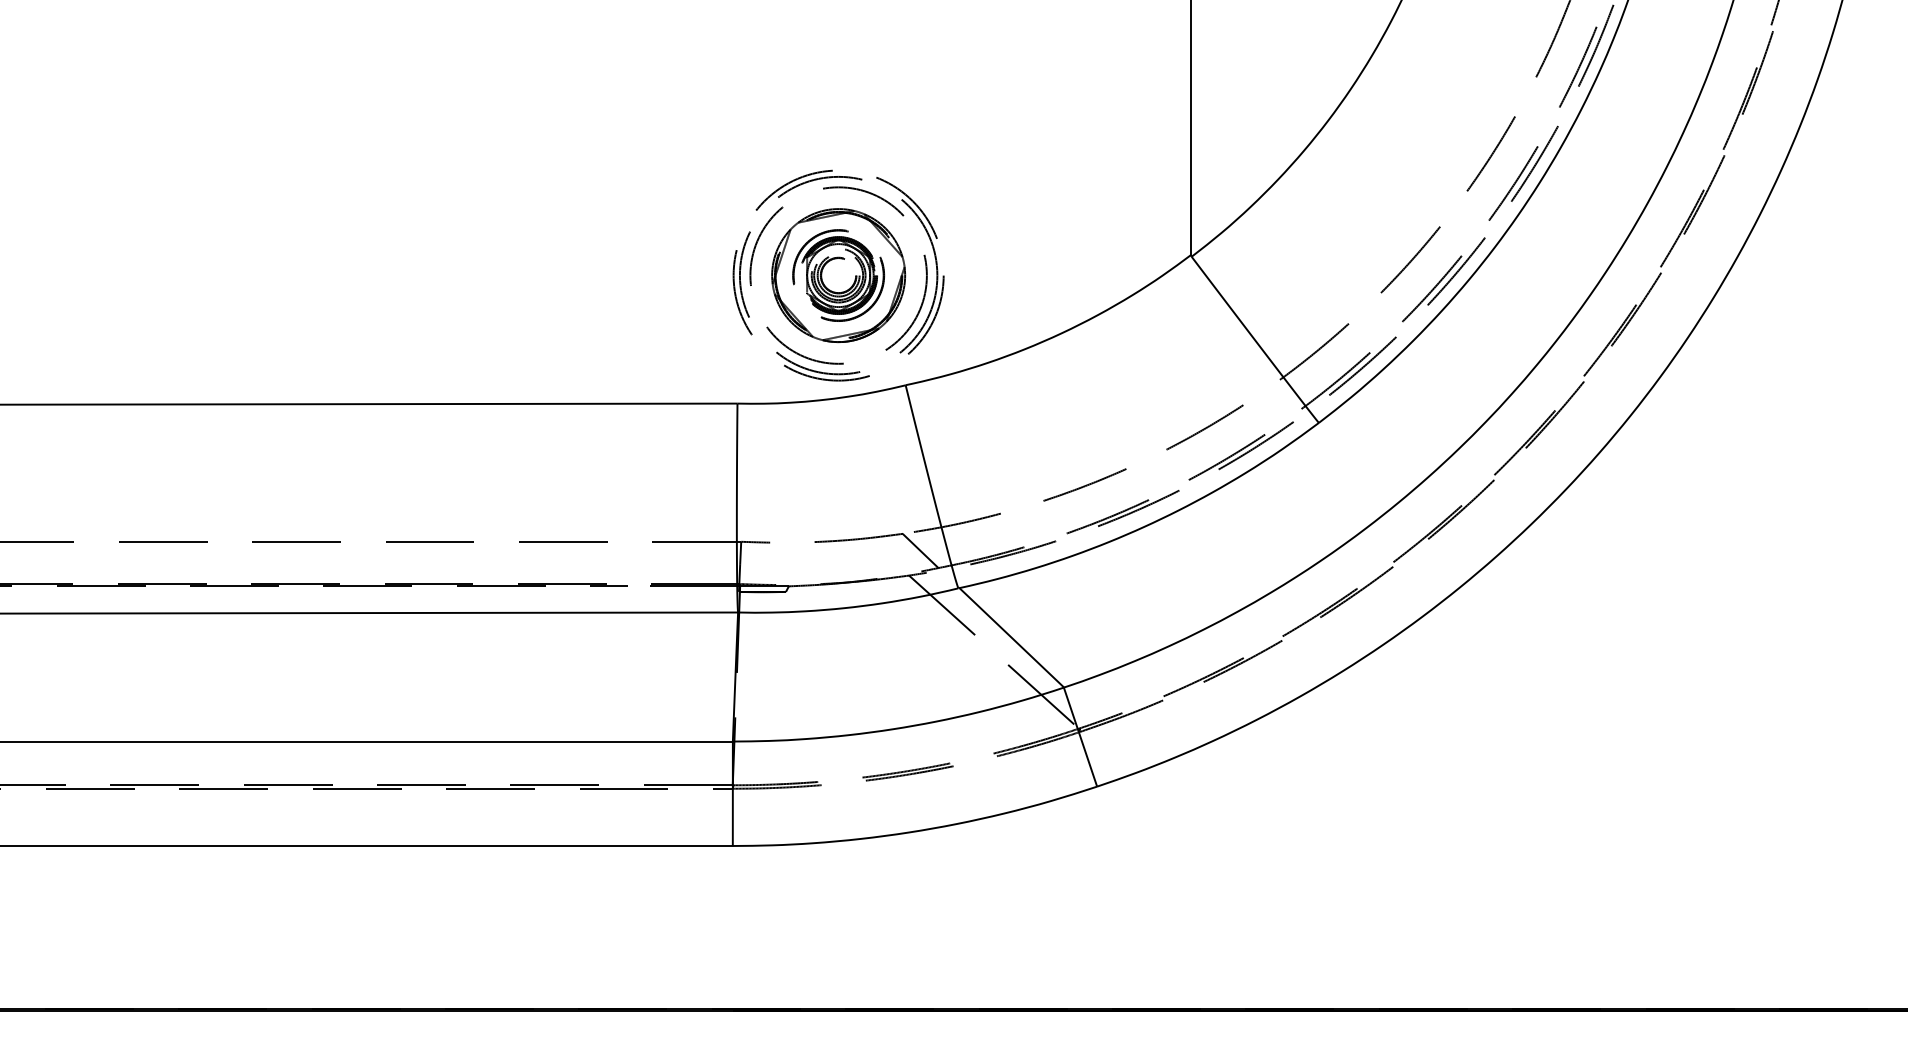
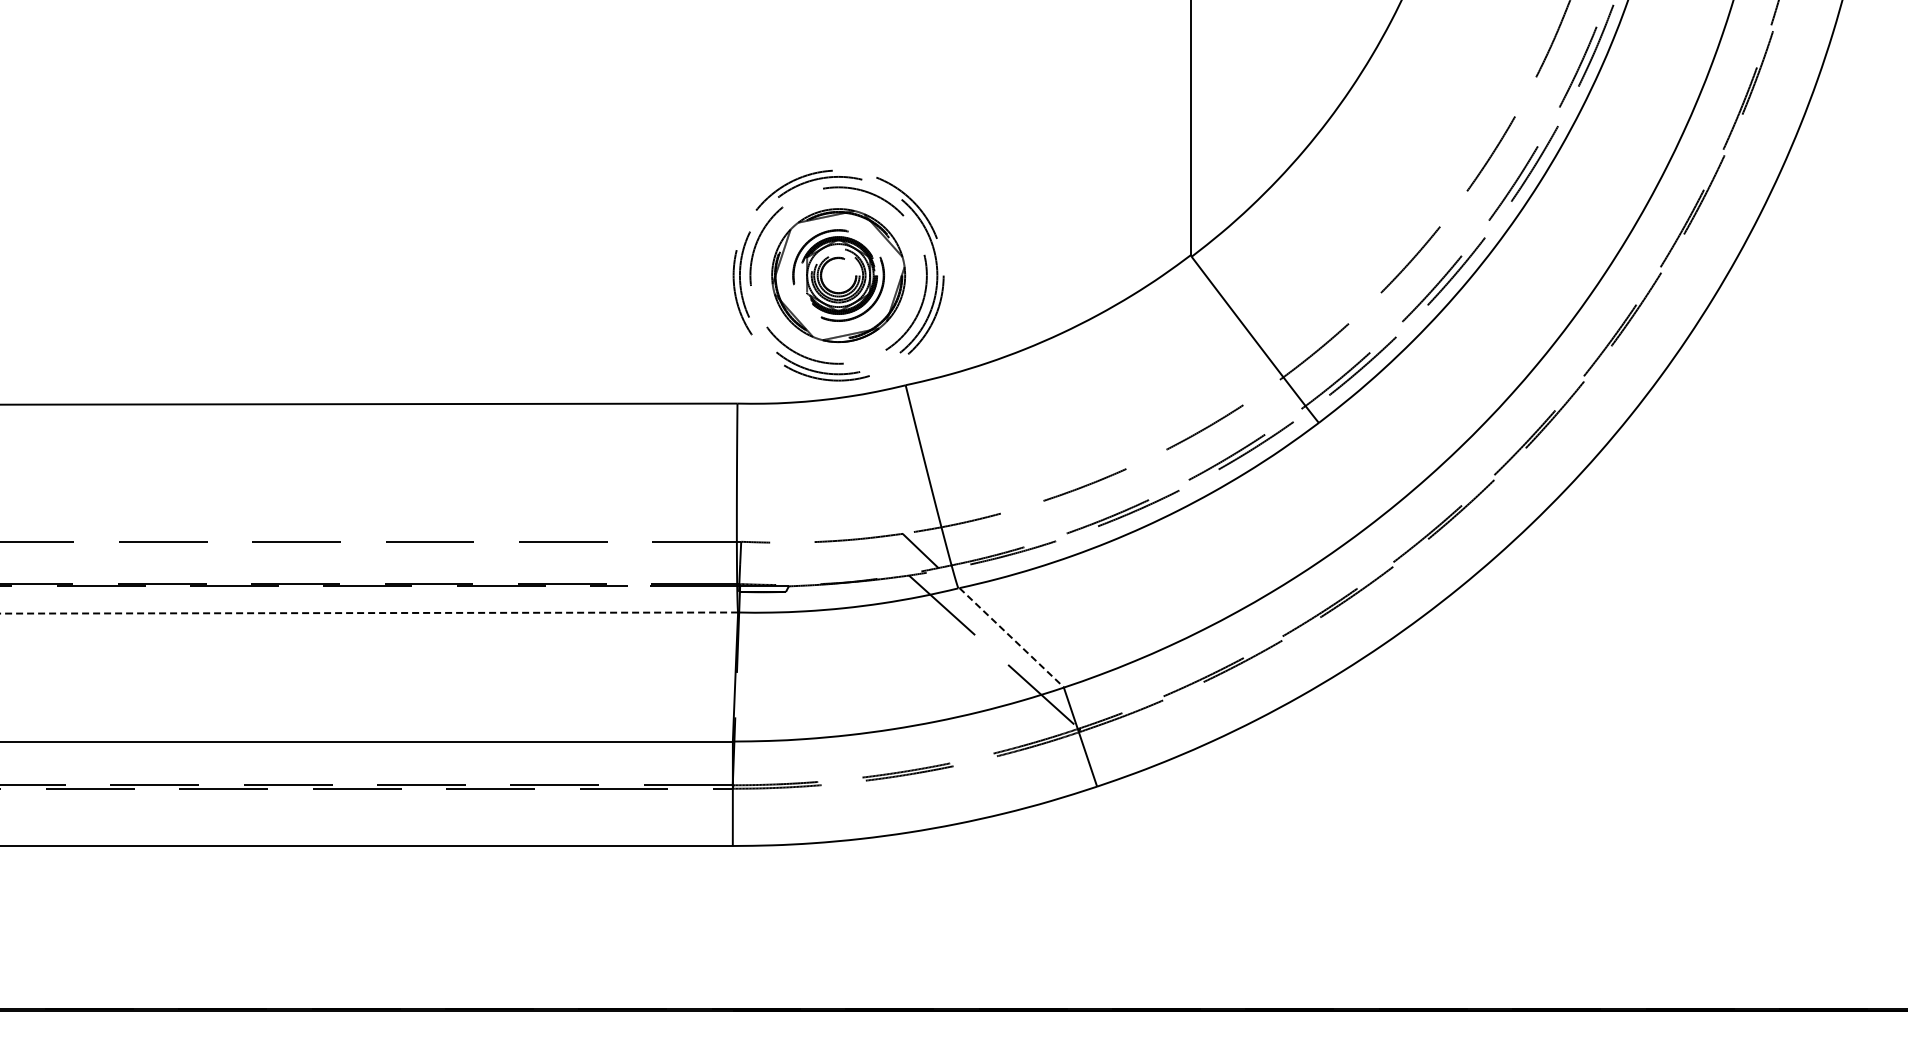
line: solid -> dashed (368, 613)
line: solid -> dashed (1012, 638)
